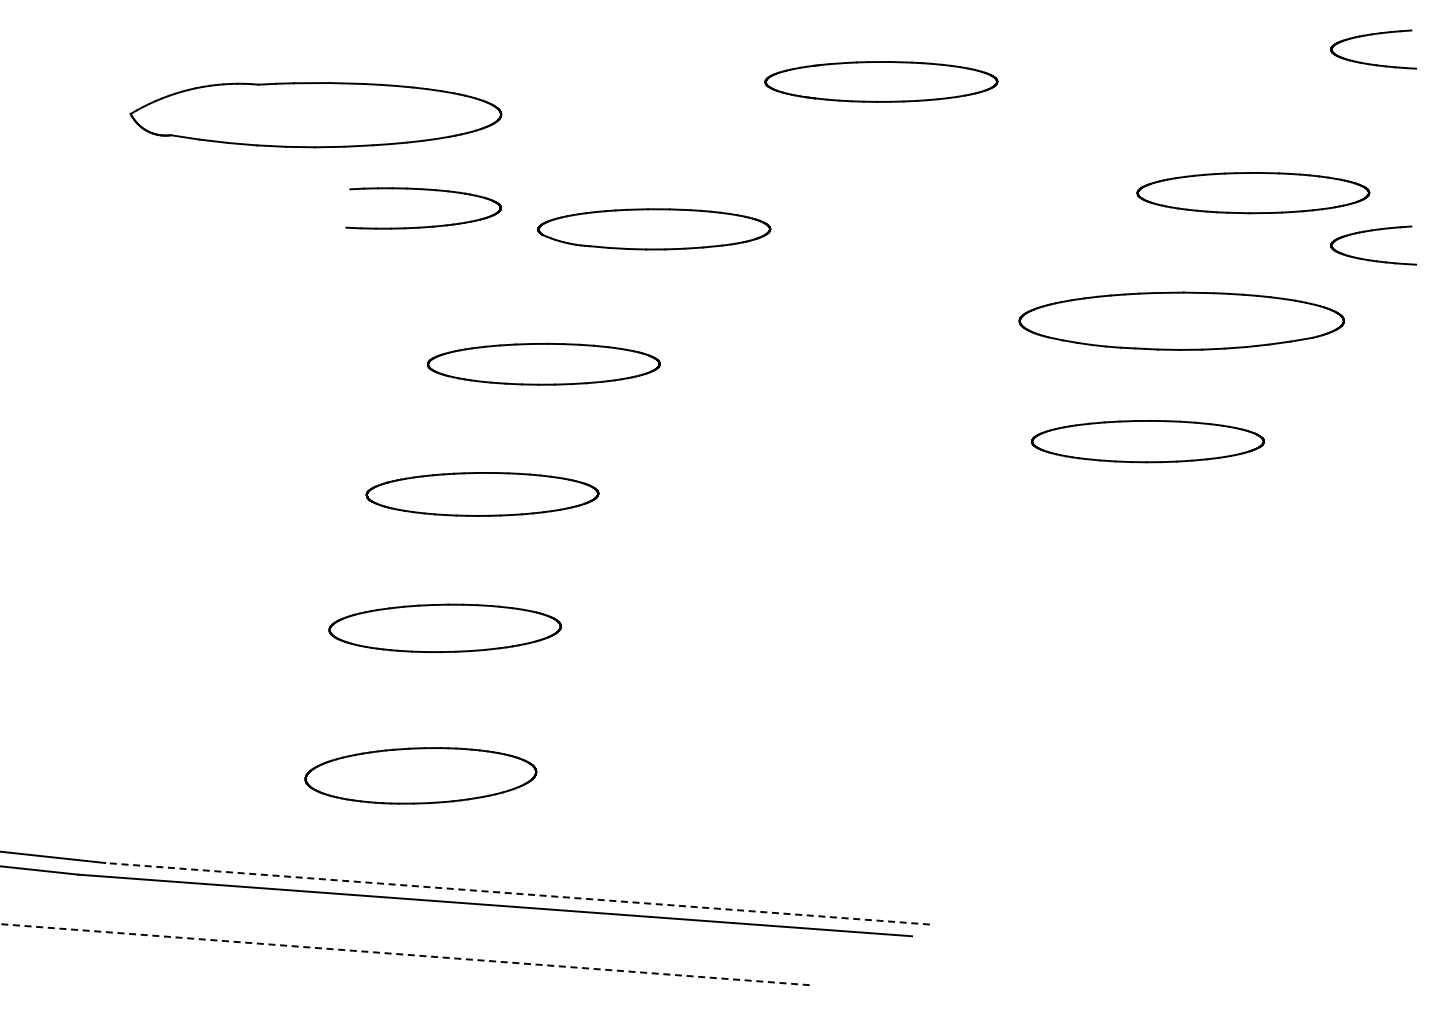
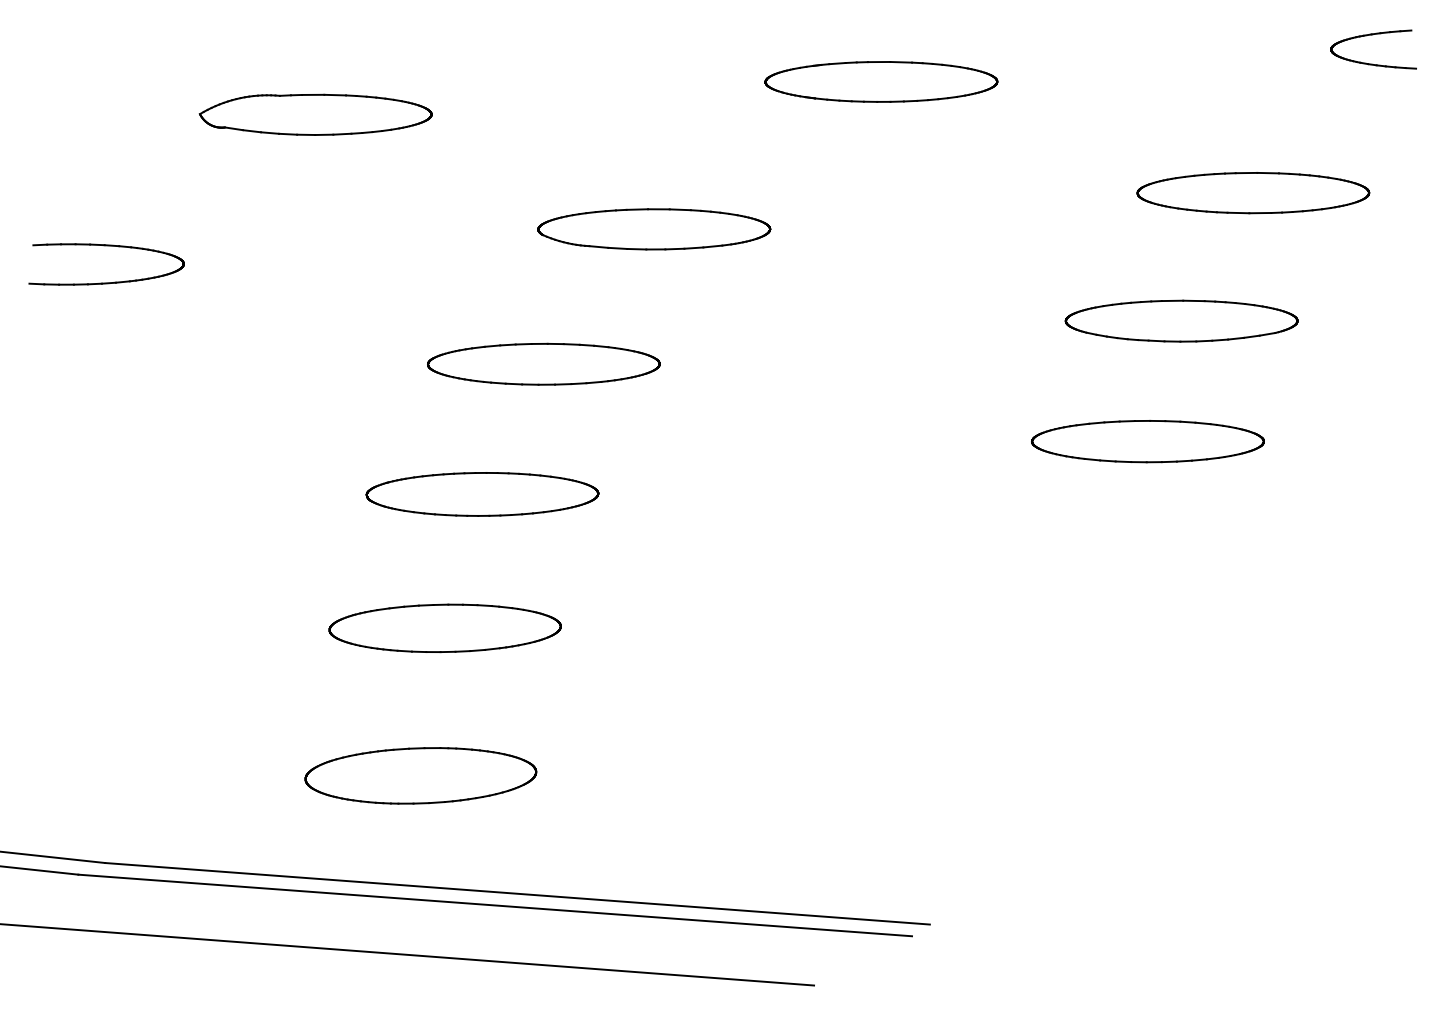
part size: 374x67 px -> 235x43 px (315, 114)
part position: (423, 190) -> (106, 246) (106, 246)
part: present -> none (1373, 231)
part size: 328x60 px -> 235x44 px (1181, 320)
line: dashed -> solid (517, 893)
line: dashed -> solid (407, 954)
